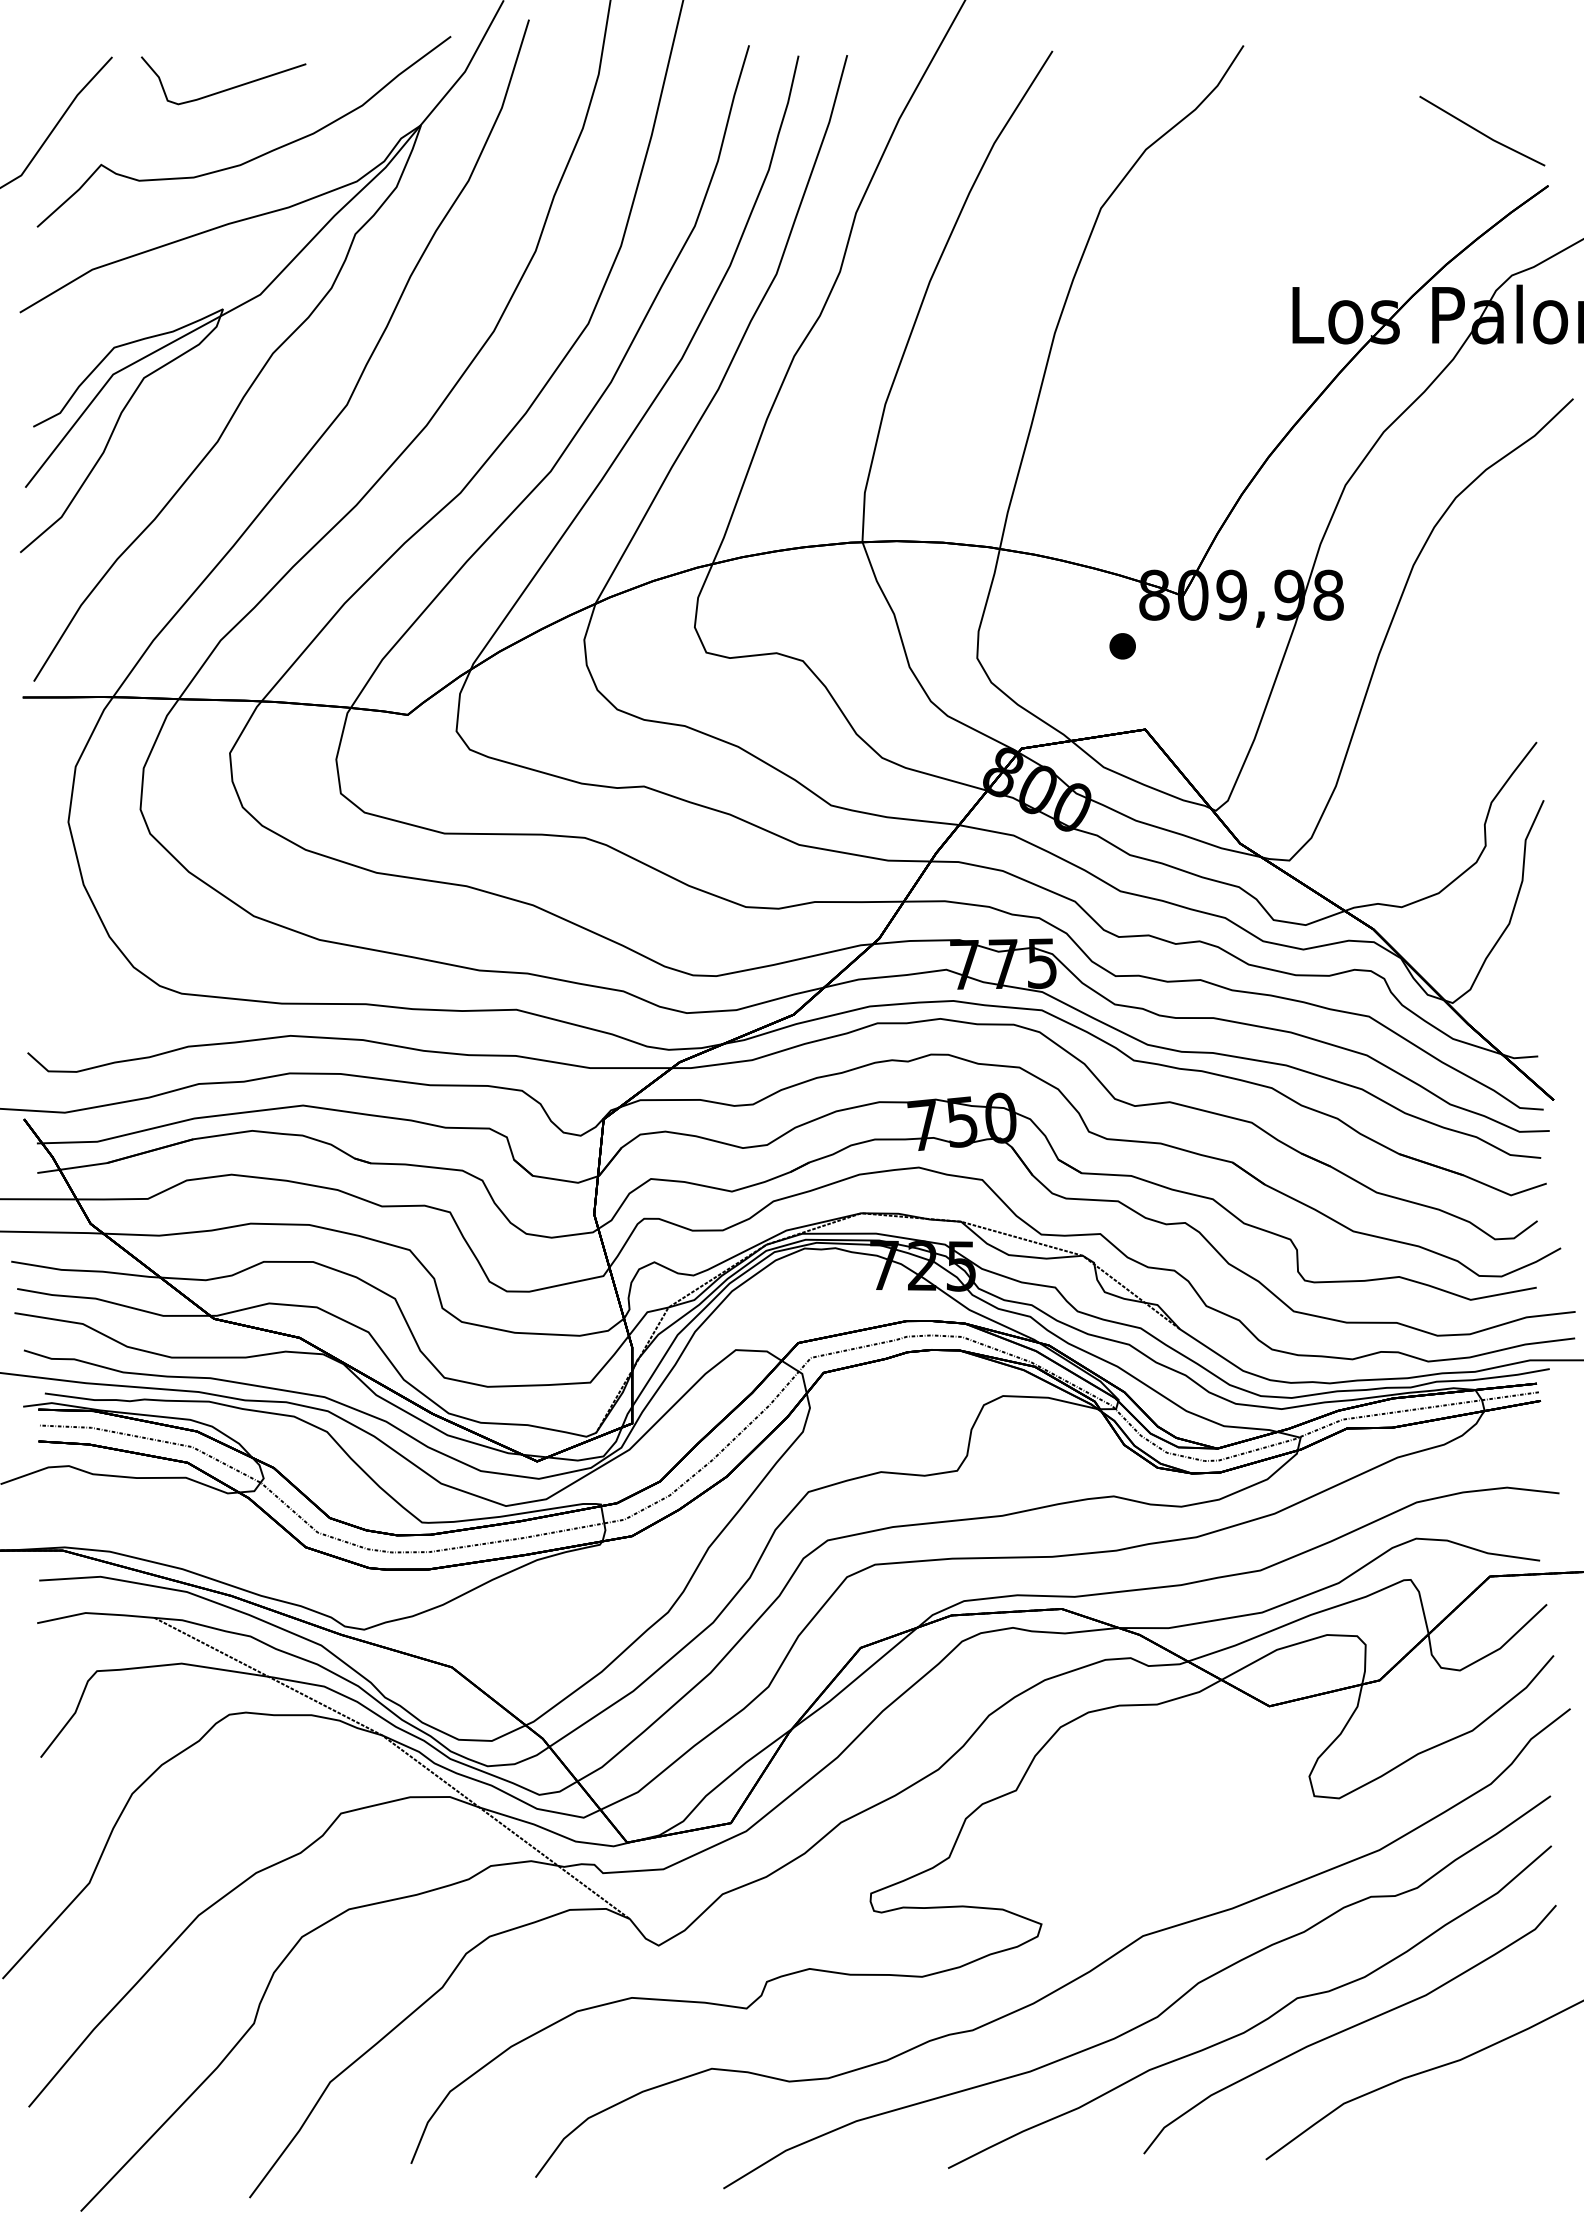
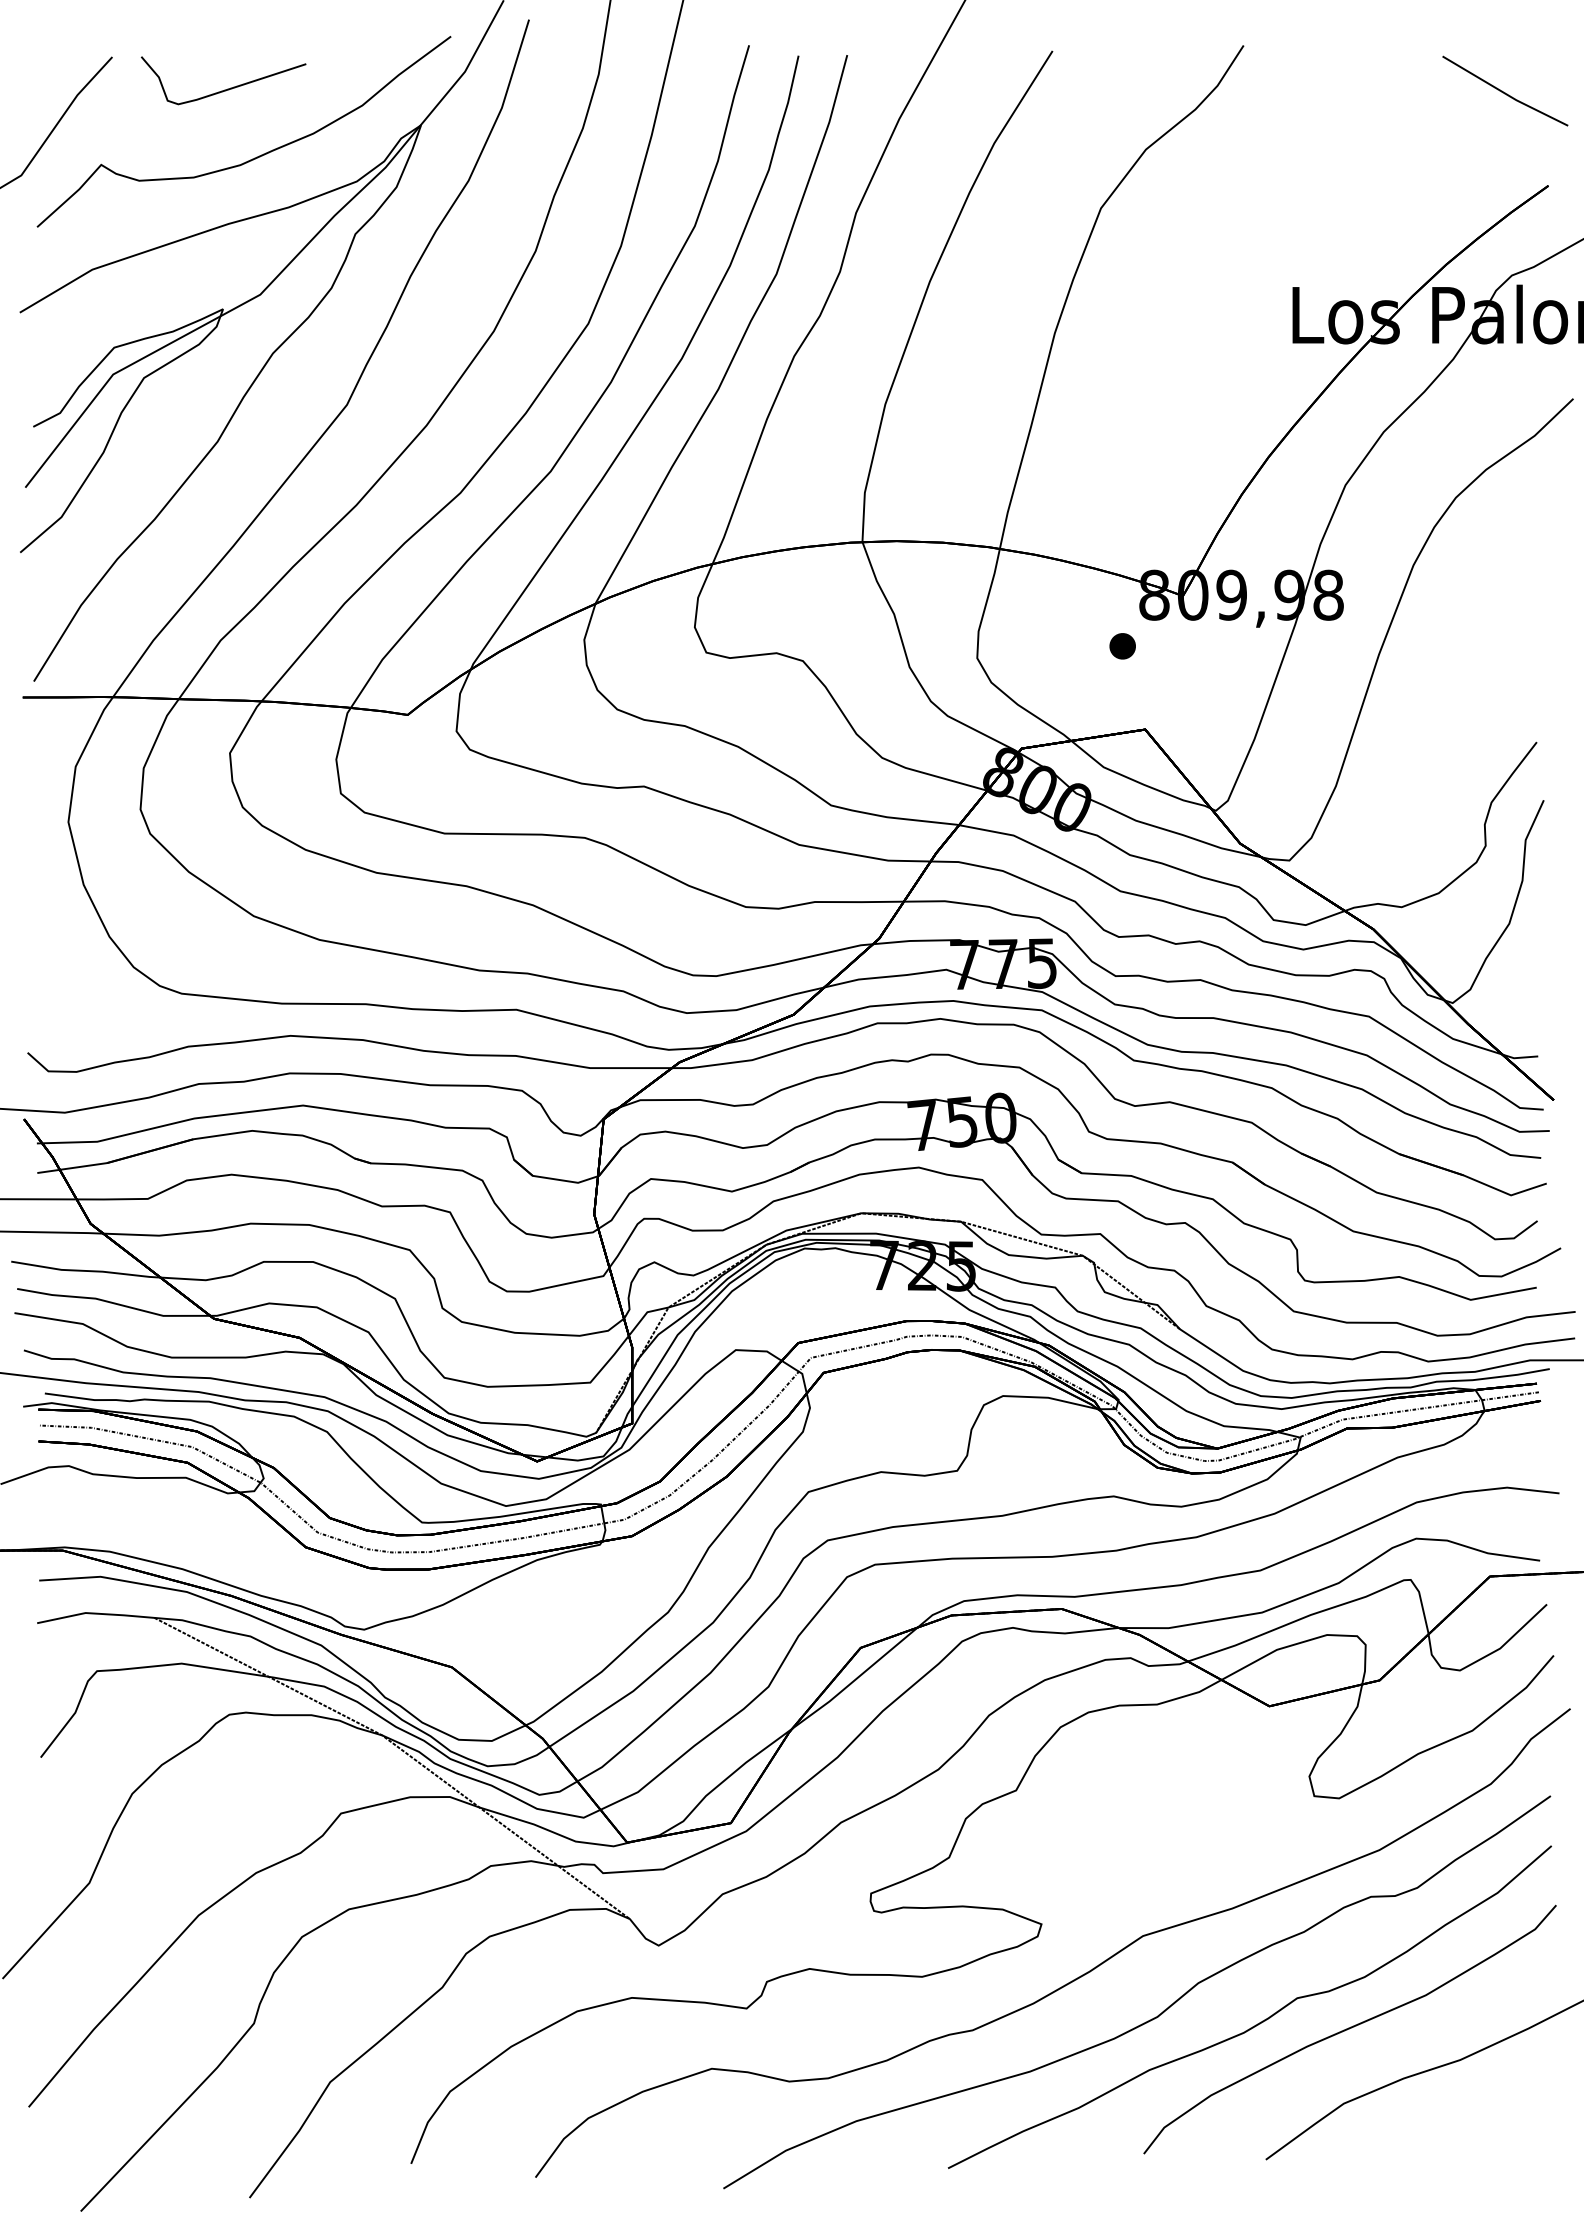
part position: (1482, 130) -> (1505, 90) (1505, 90)
